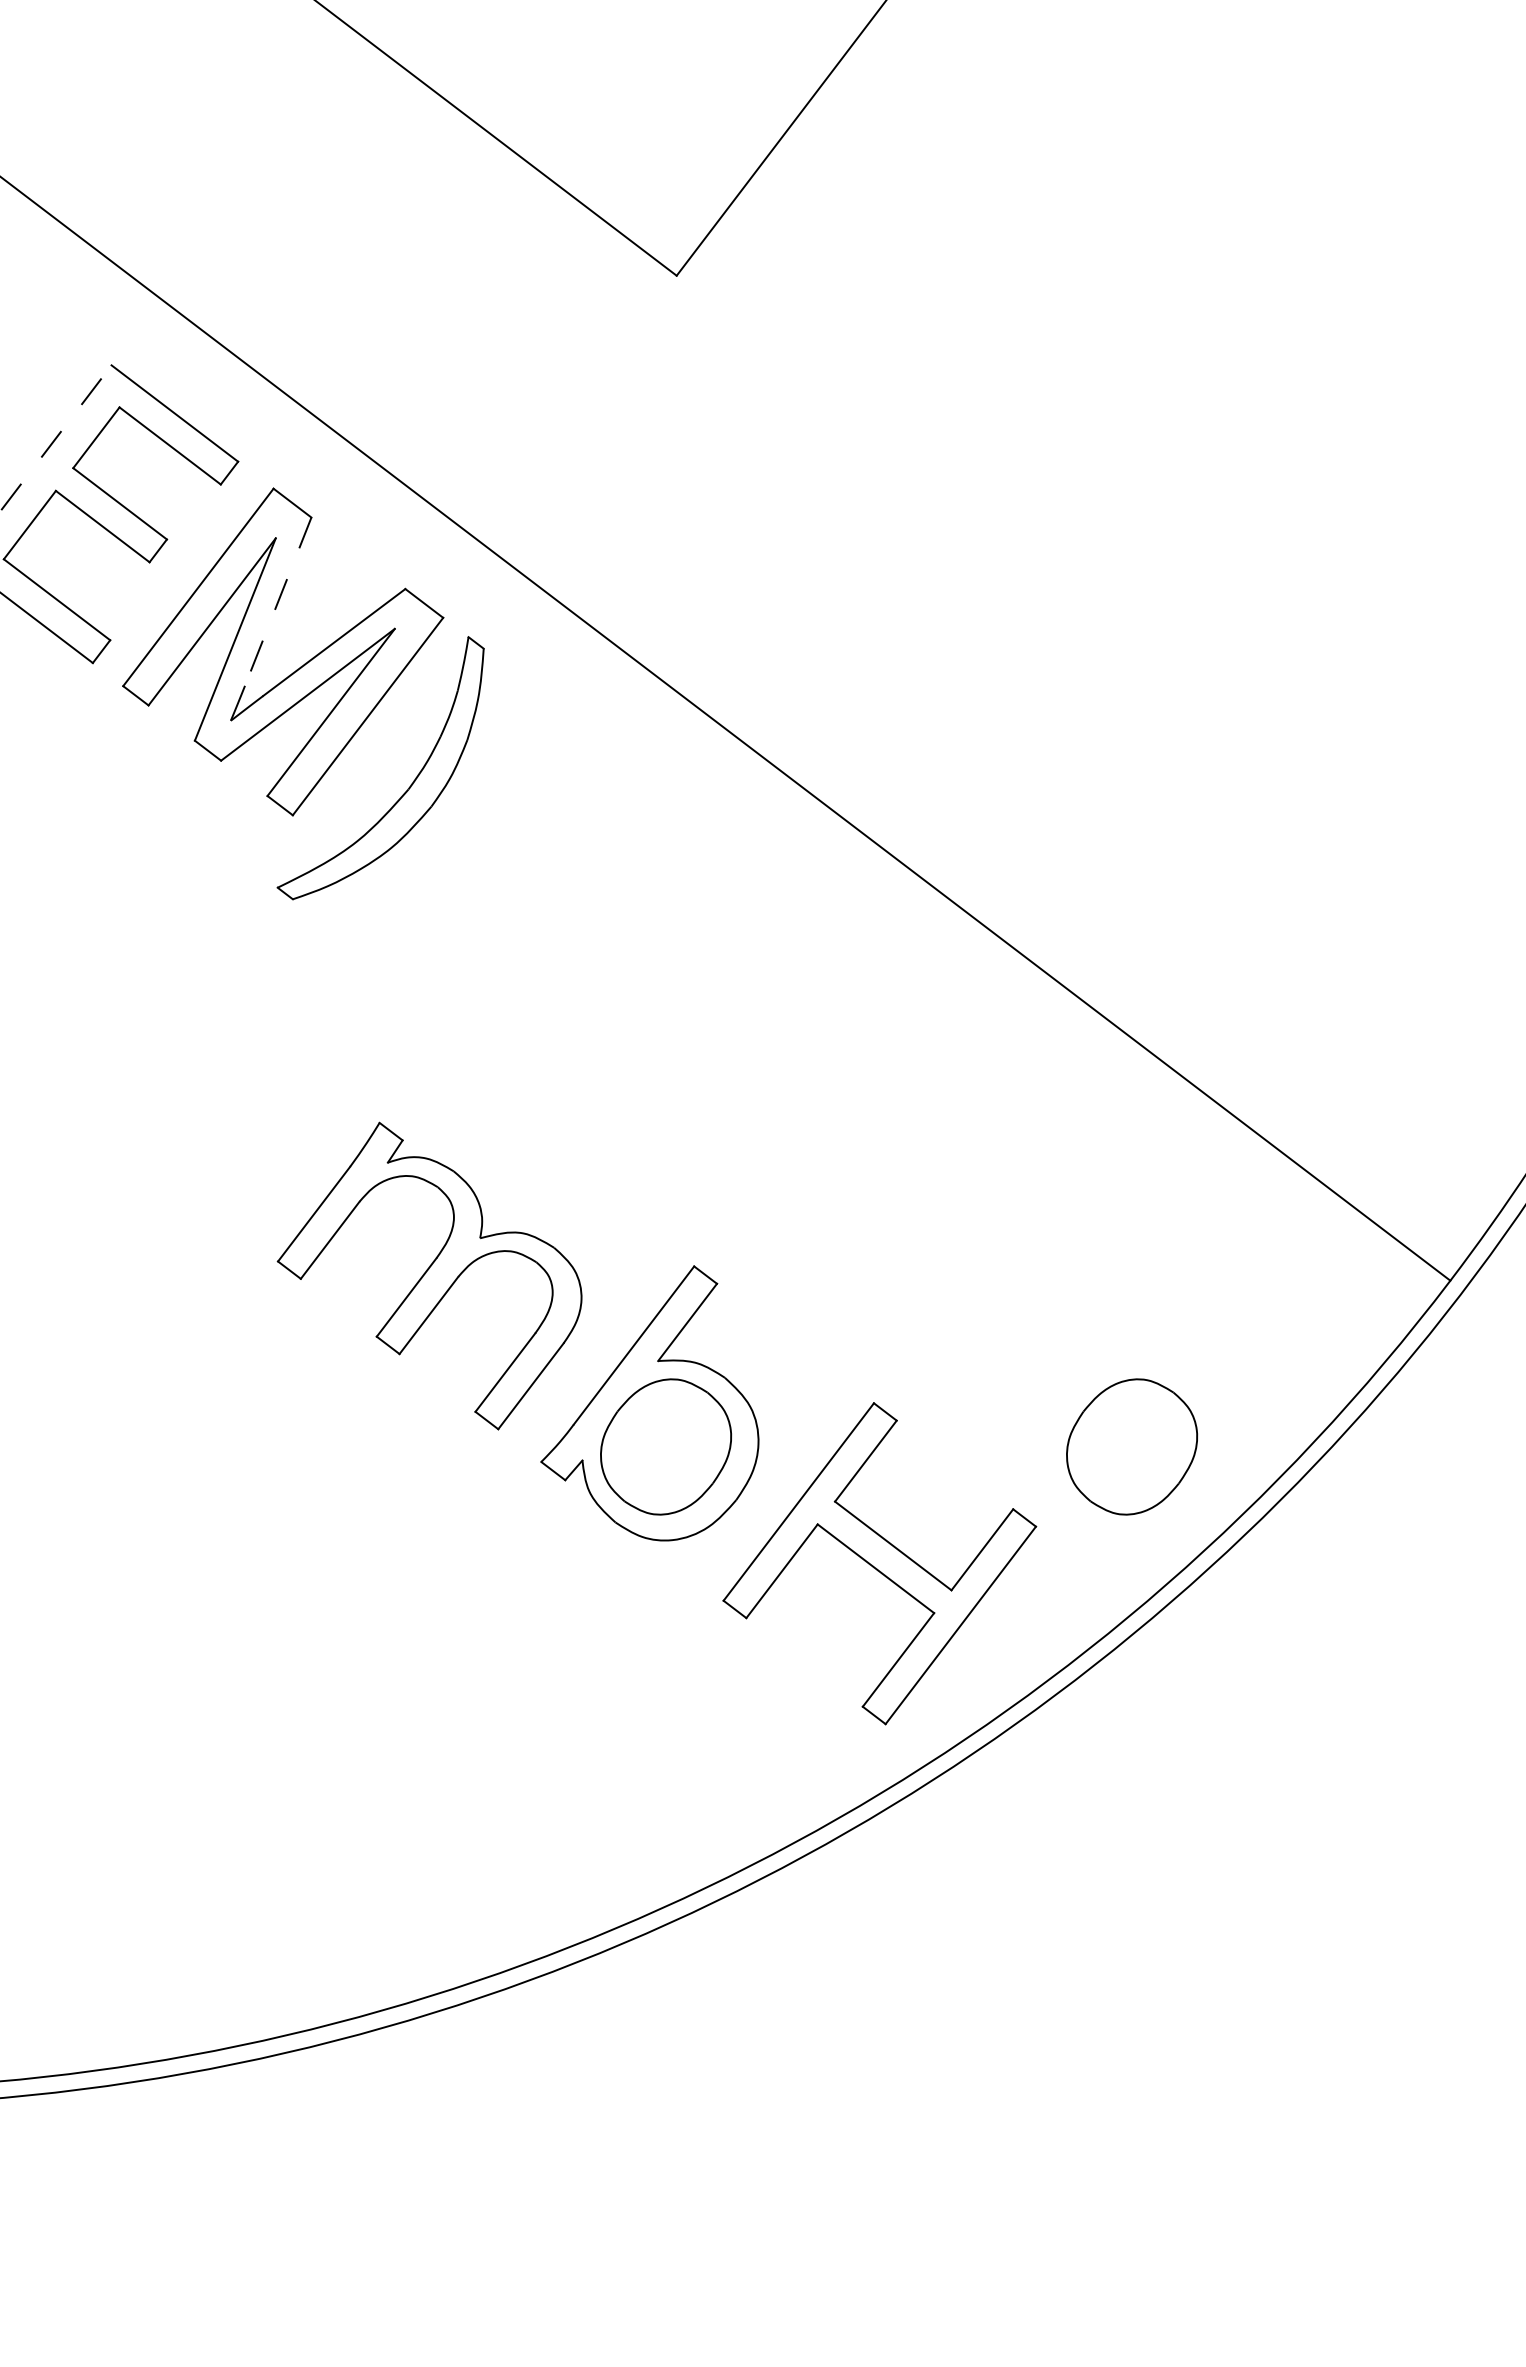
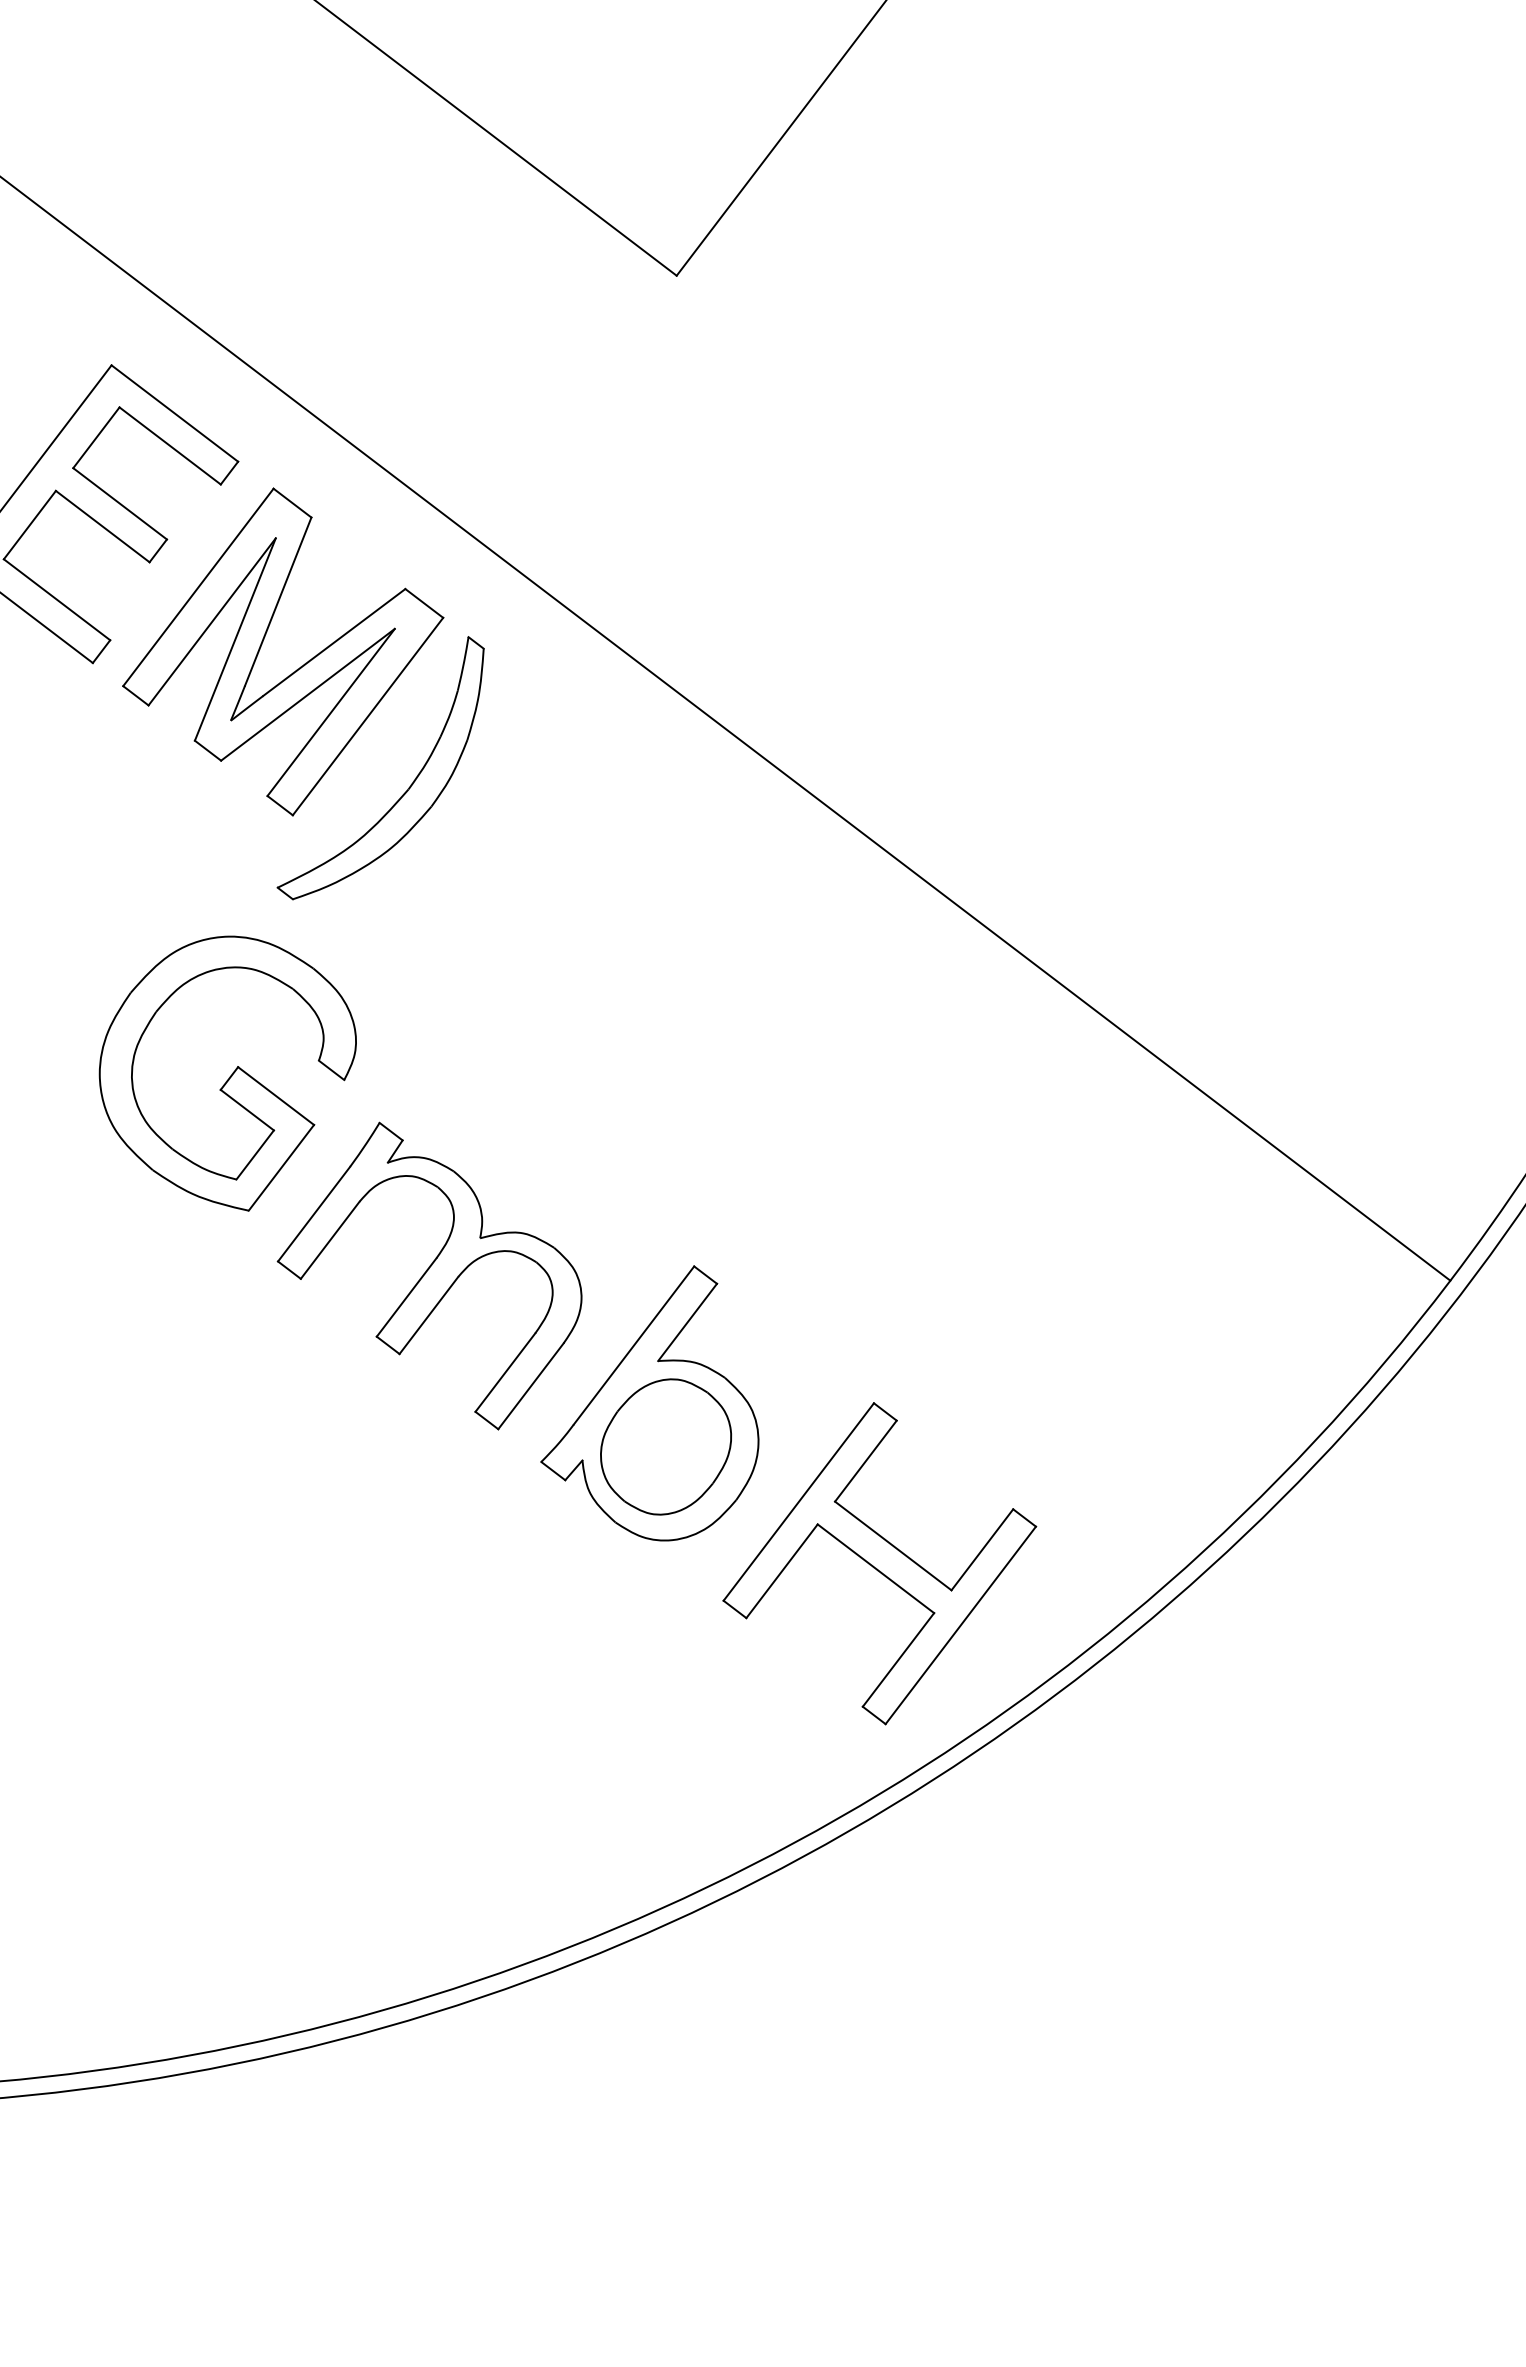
line: dashed -> solid (56, 438)
line: dashed -> solid (278, 602)
part: none -> present (227, 1073)
part: present -> none (1132, 1446)
